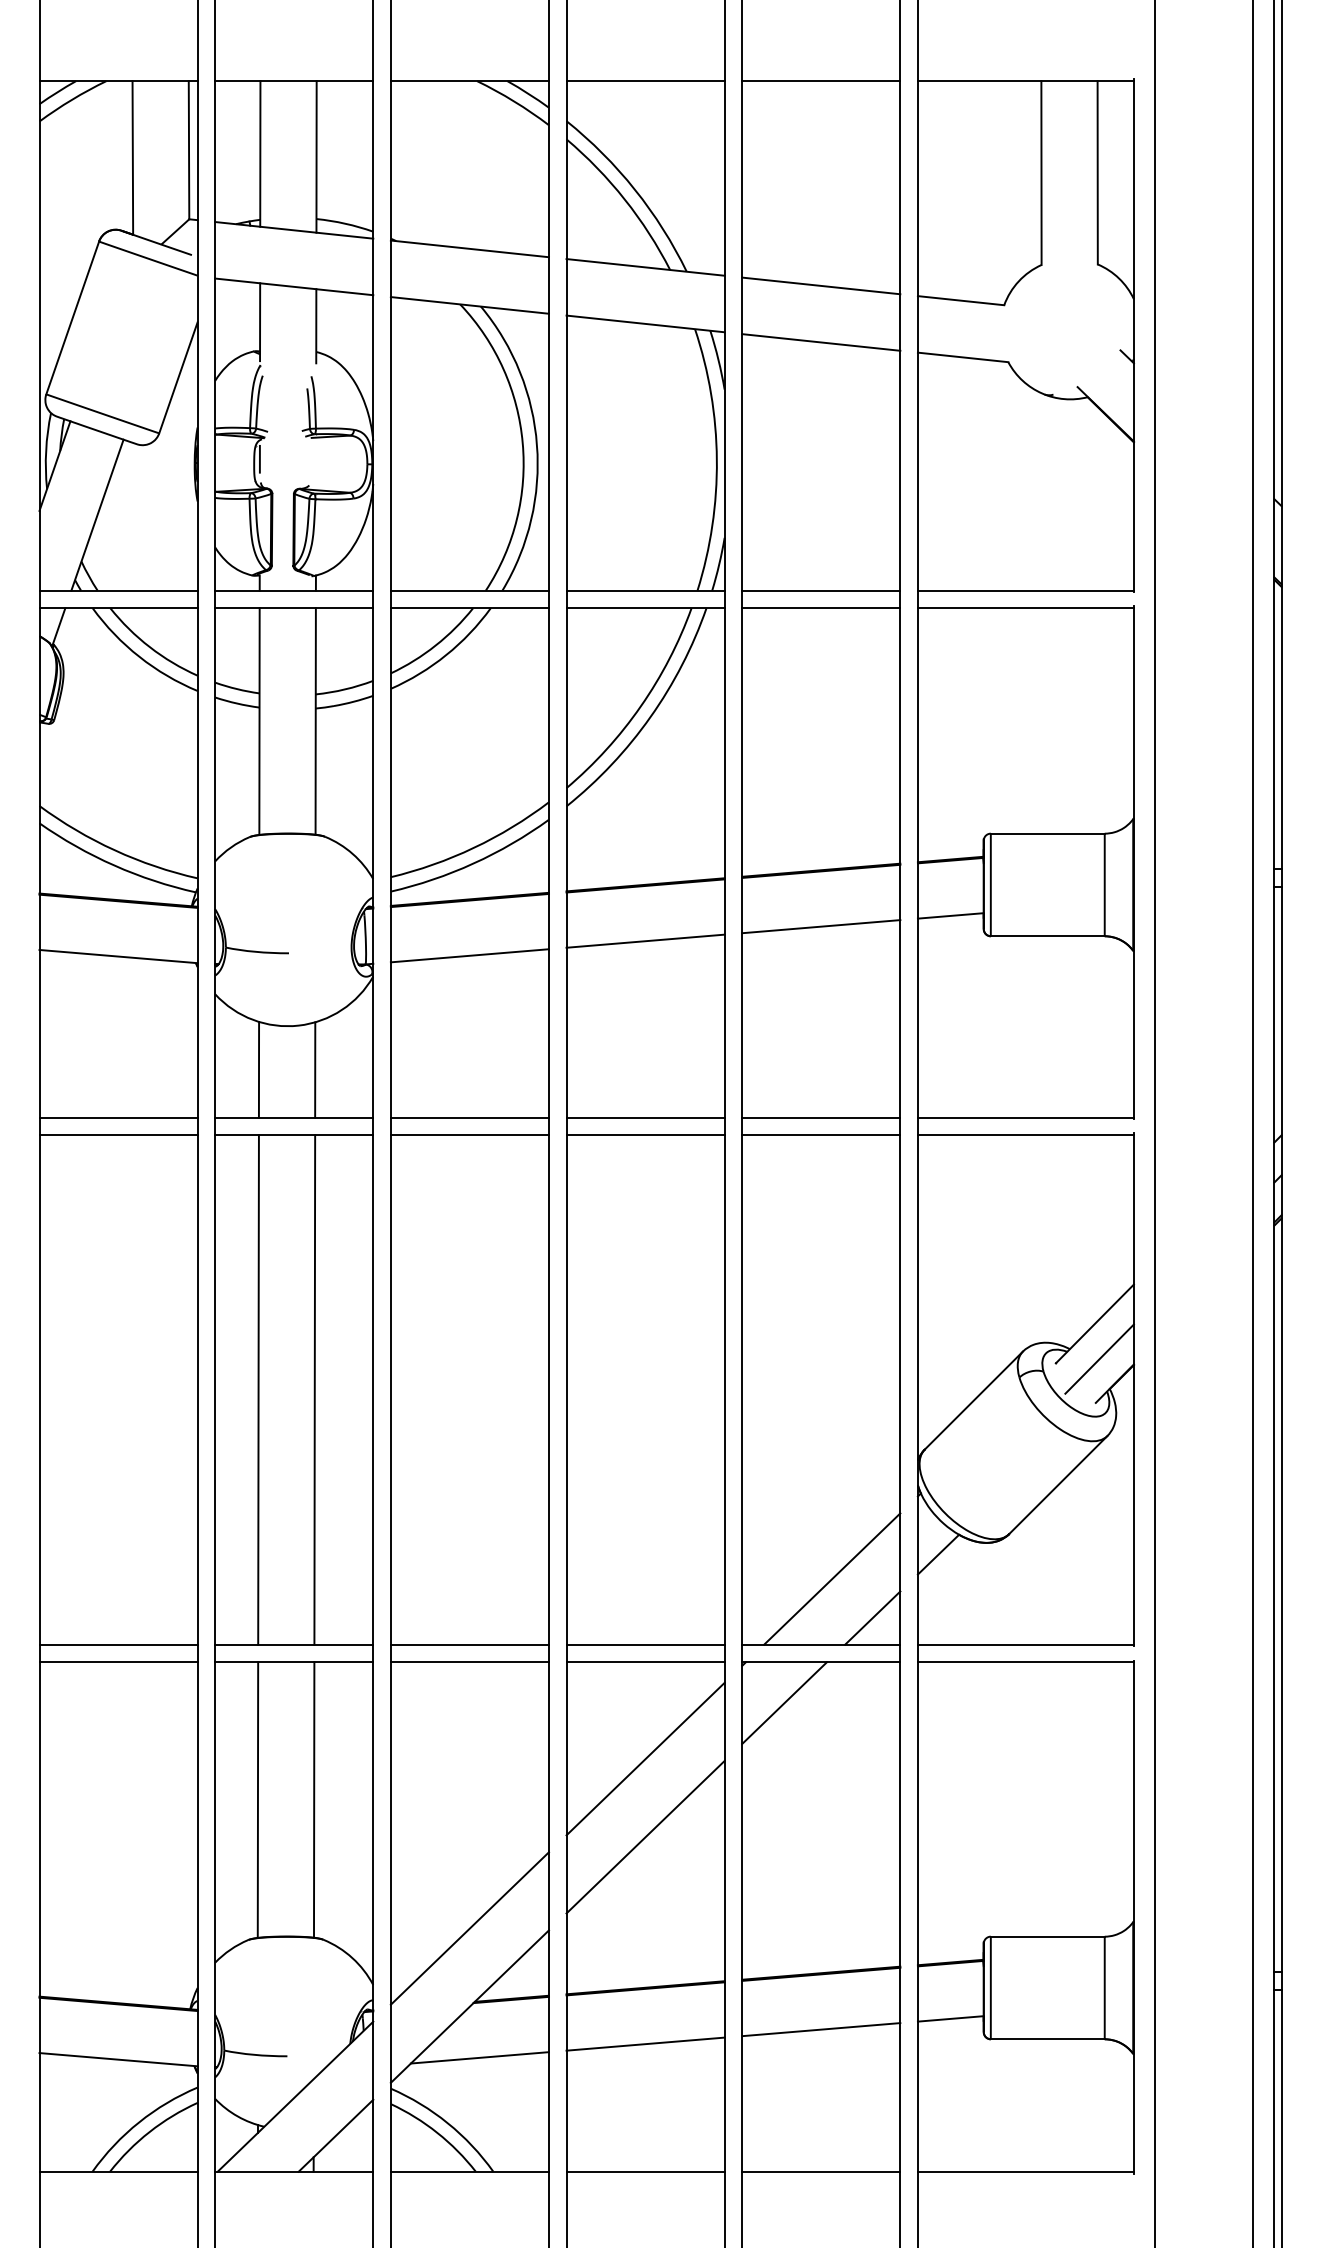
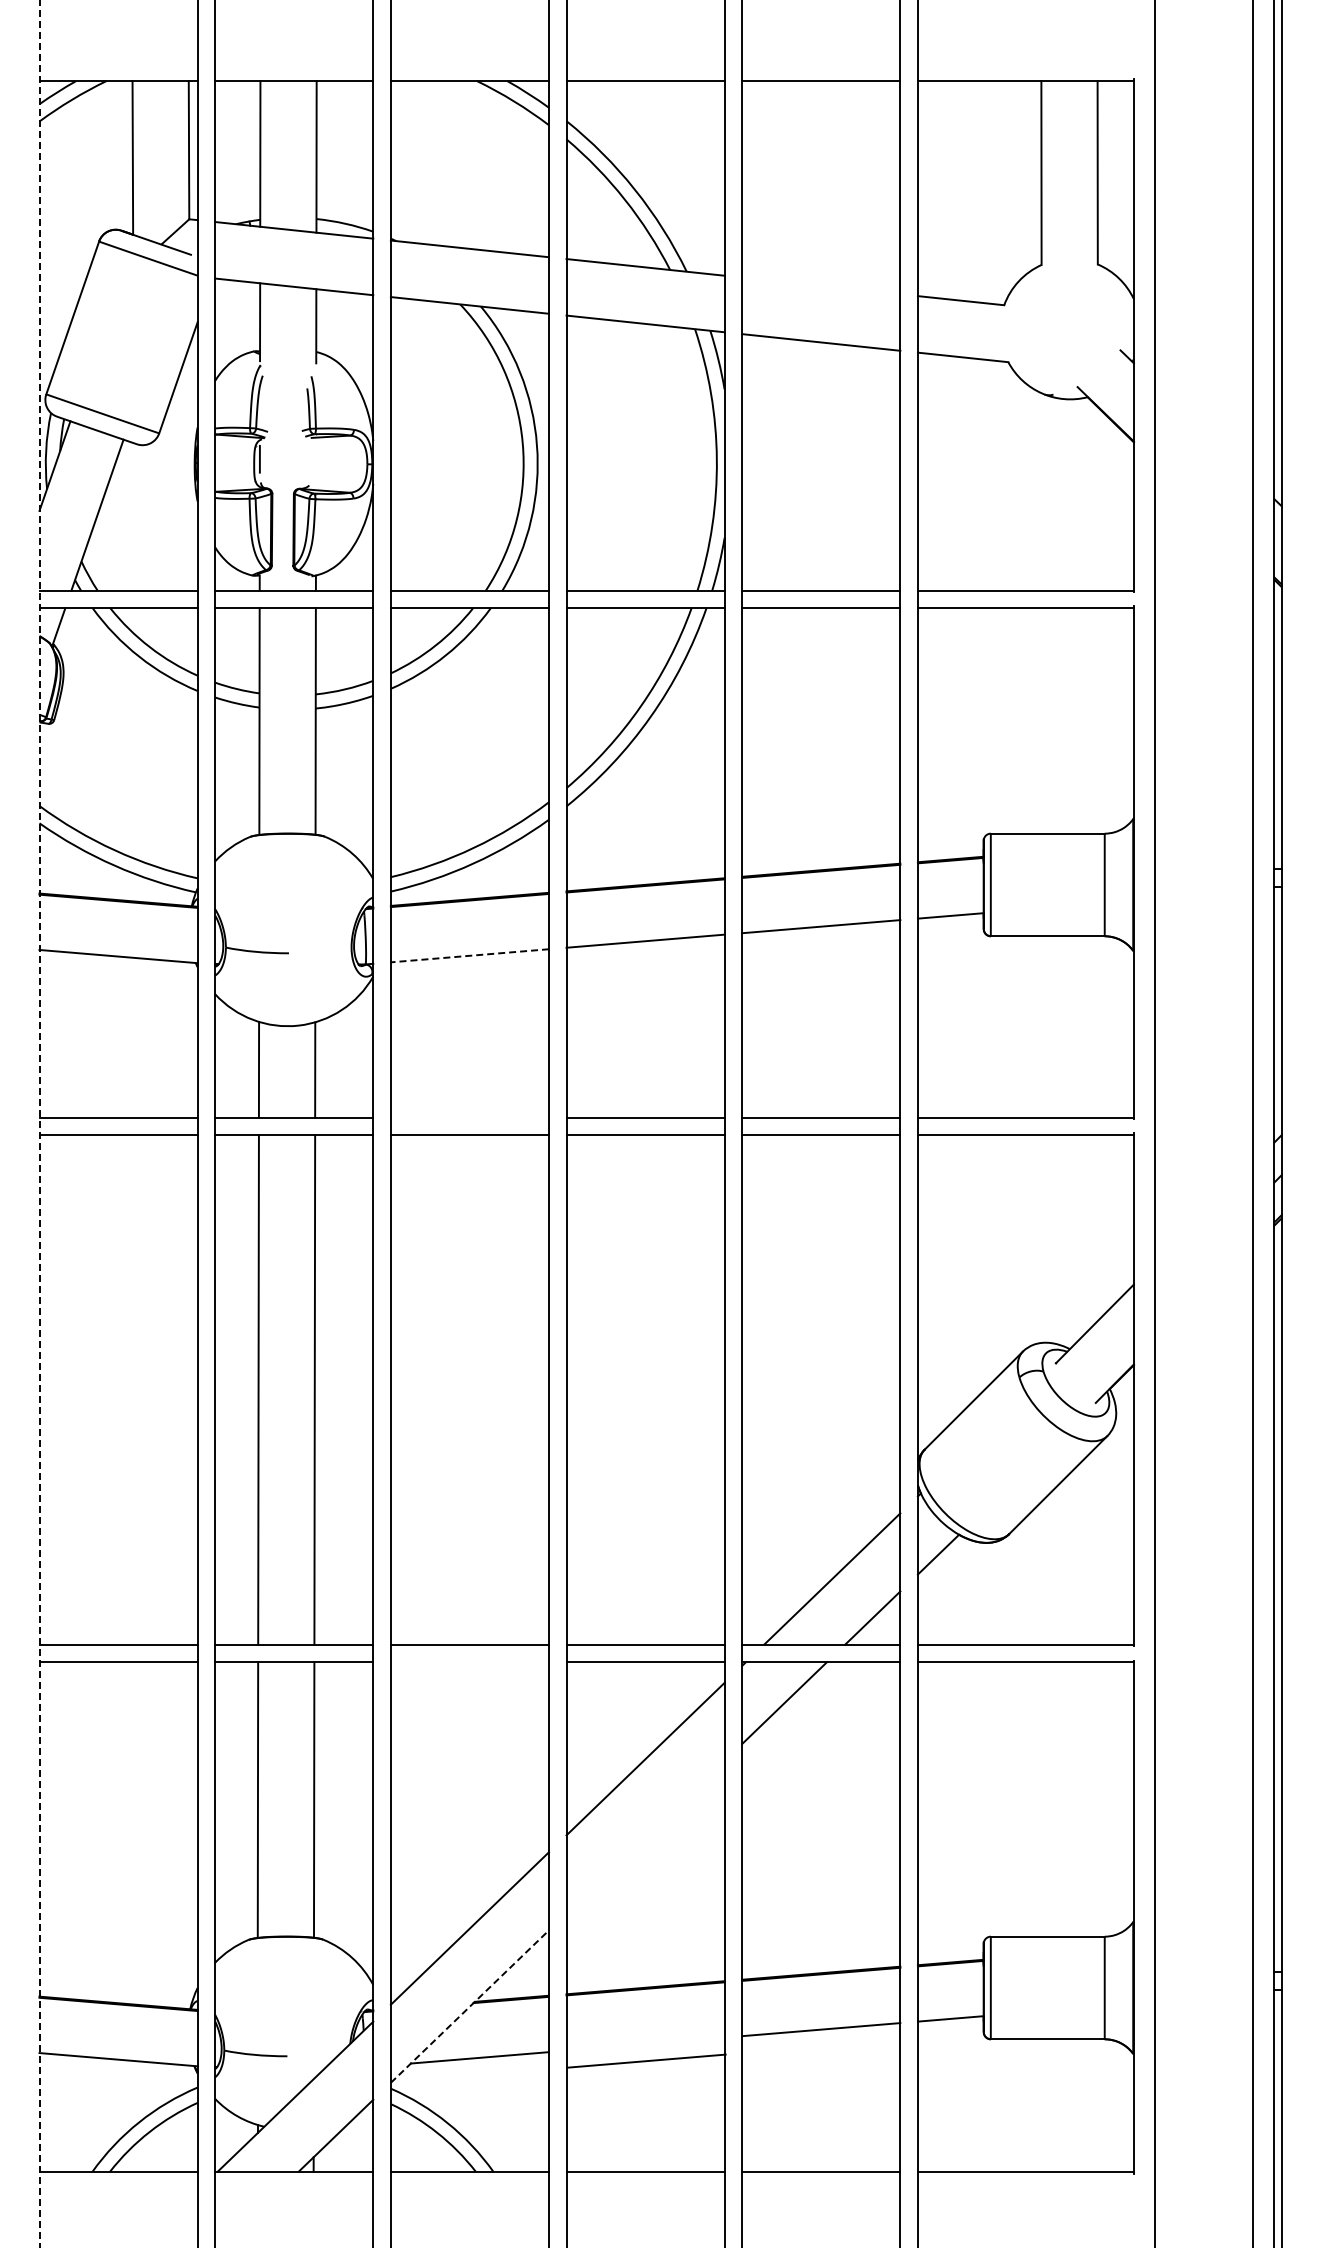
line: present -> none (821, 285)
line: solid -> dashed (469, 955)
line: present -> none (469, 1117)
line: solid -> dashed (39, 1124)
line: present -> none (1099, 1358)
line: present -> none (469, 1662)
line: present -> none (645, 1836)
line: solid -> dashed (469, 2006)
line position: (645, 2043) -> (646, 2060) (646, 2060)
